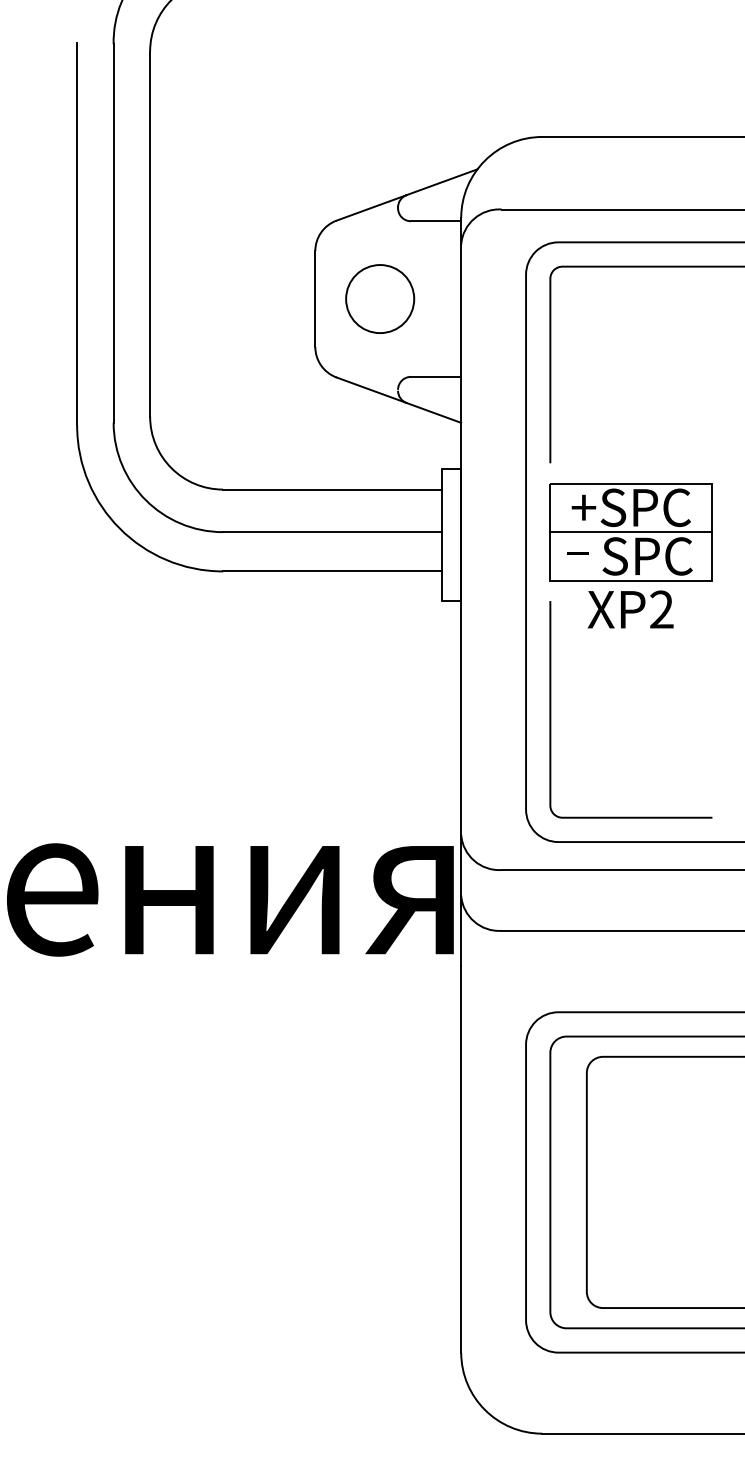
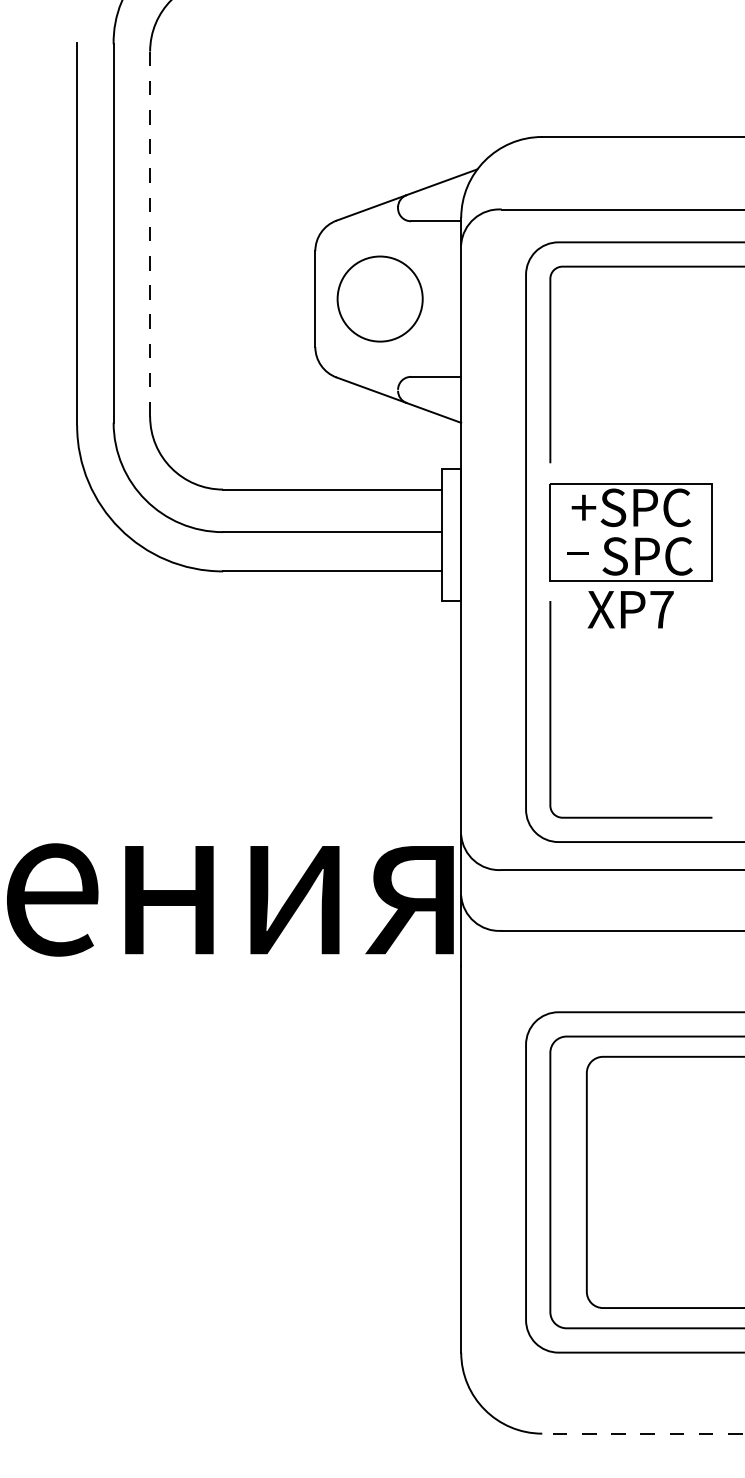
line: solid -> dashed (150, 234)
circle diameter: 68 px -> 85 px (379, 298)
line: present -> none (631, 532)
text: XP2 -> XP7 (661, 609)
line: solid -> dashed (643, 1433)
